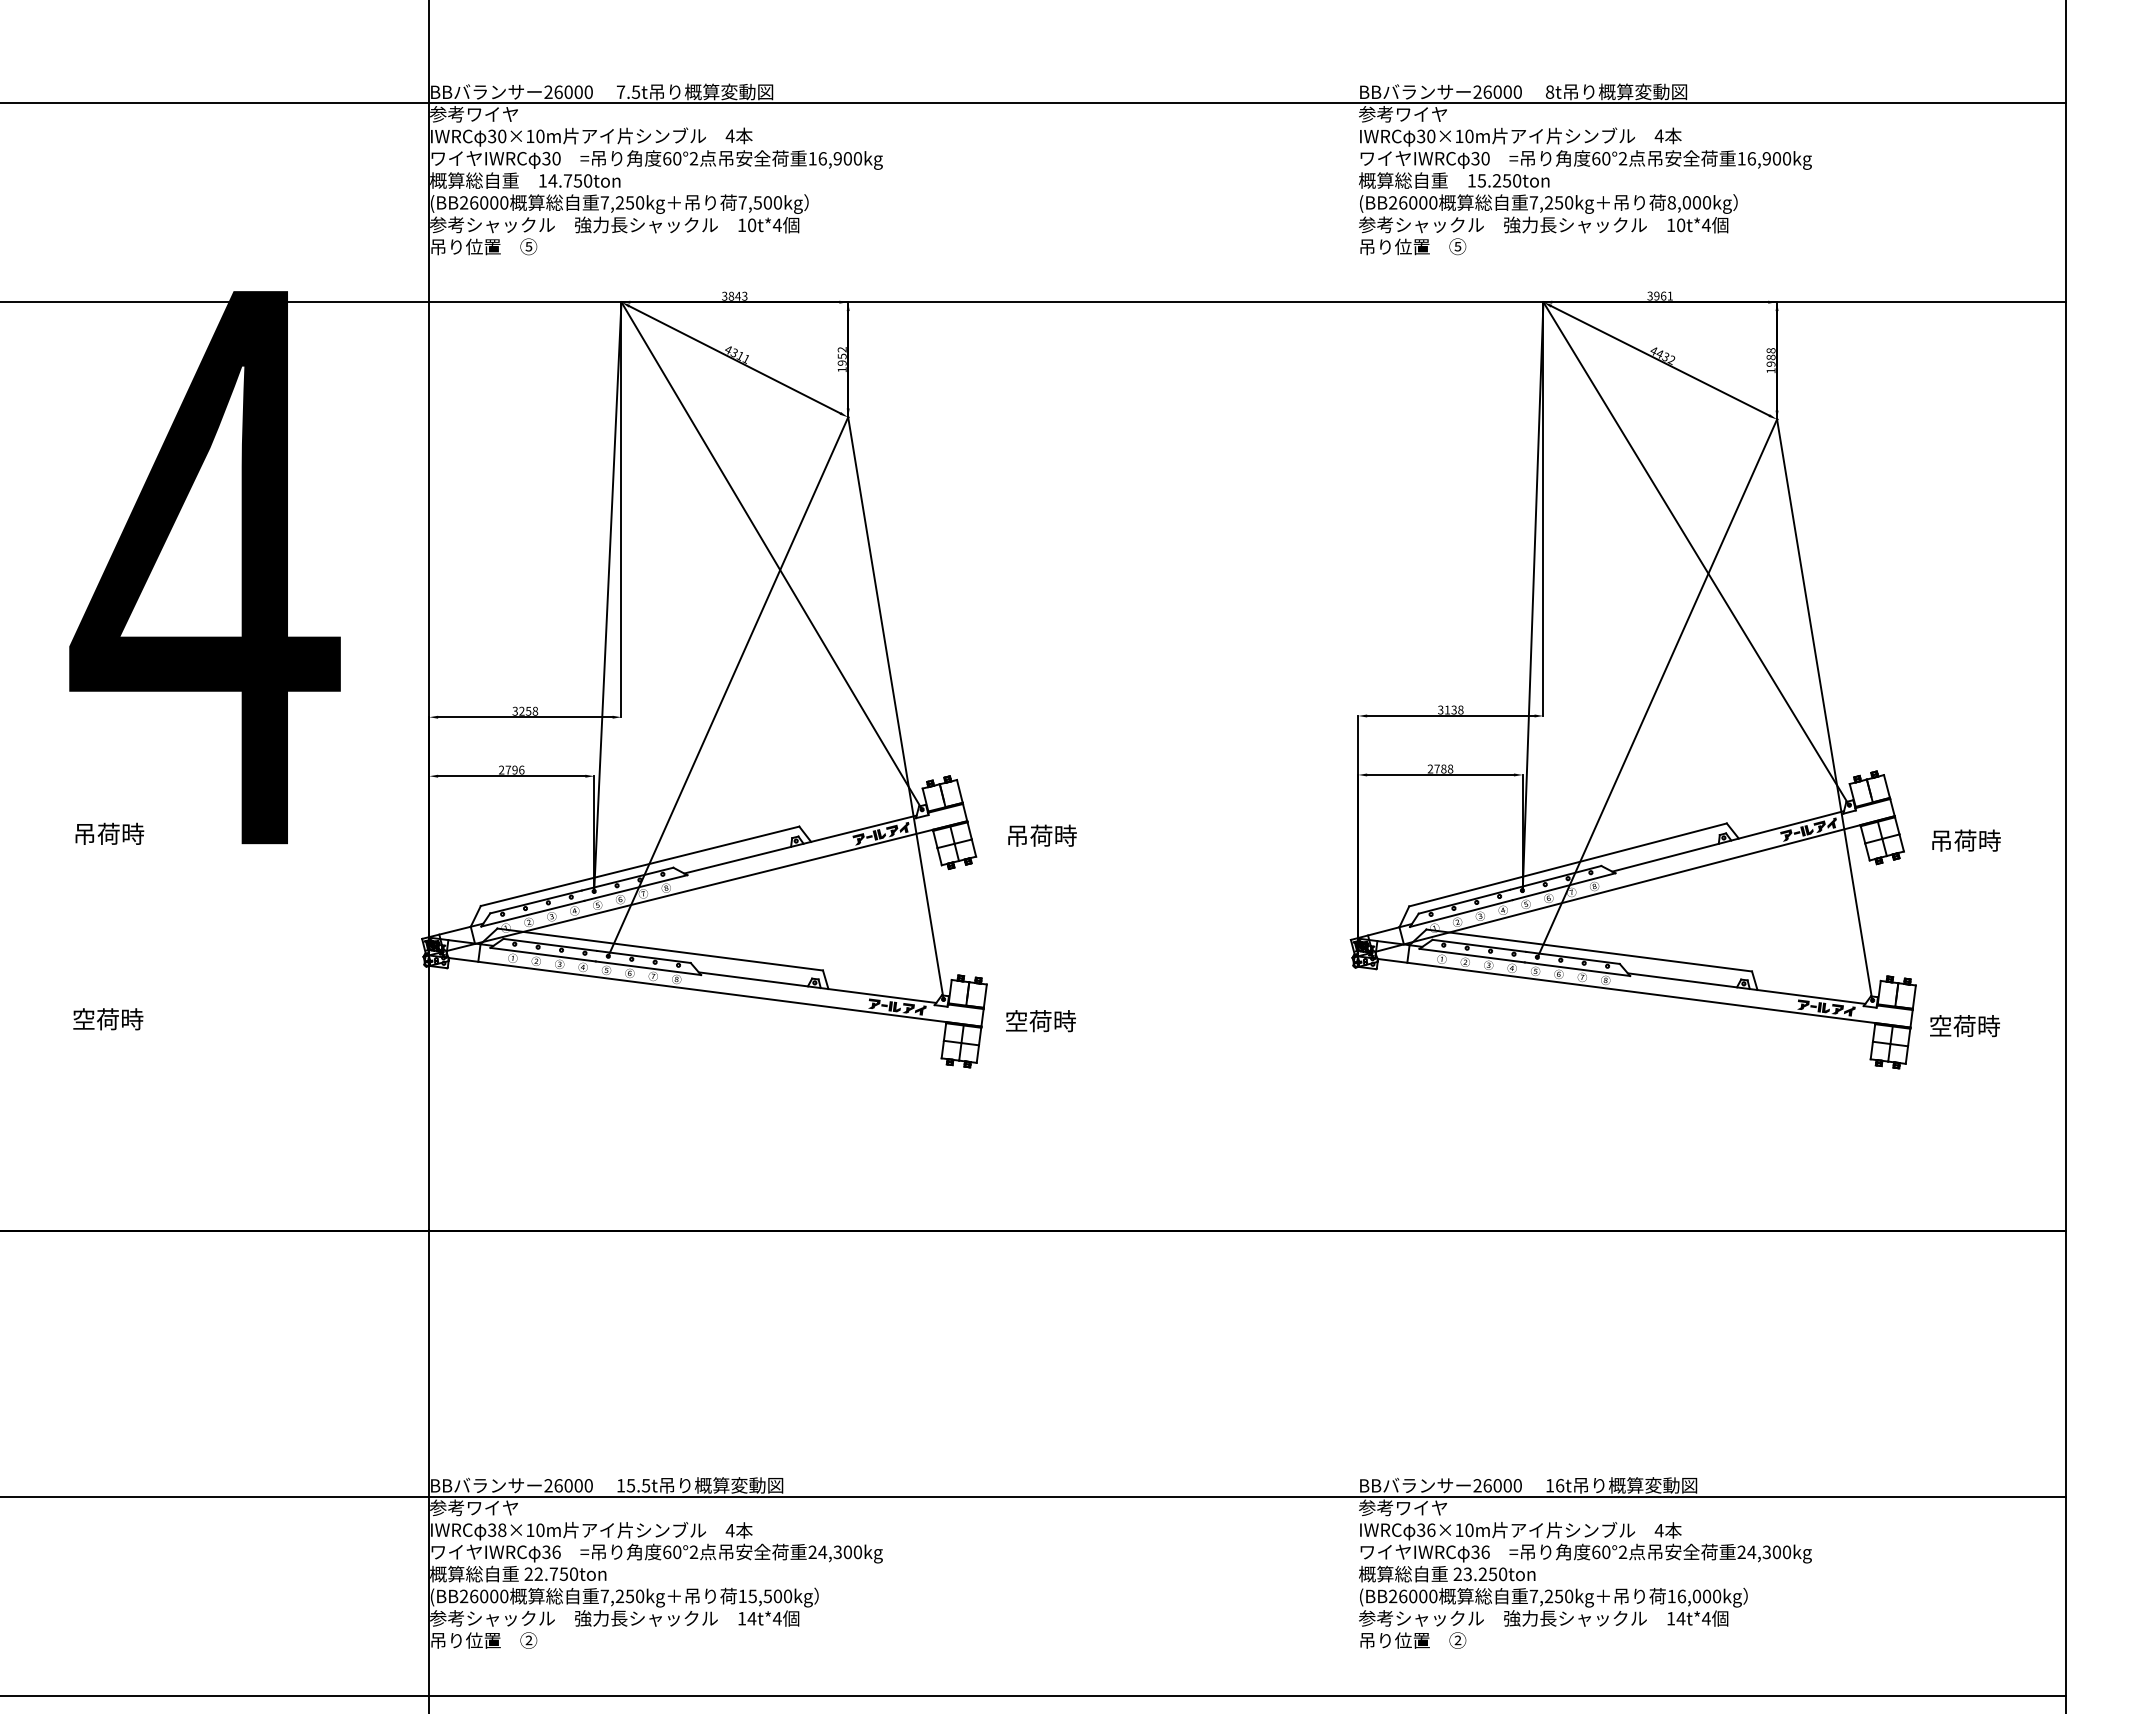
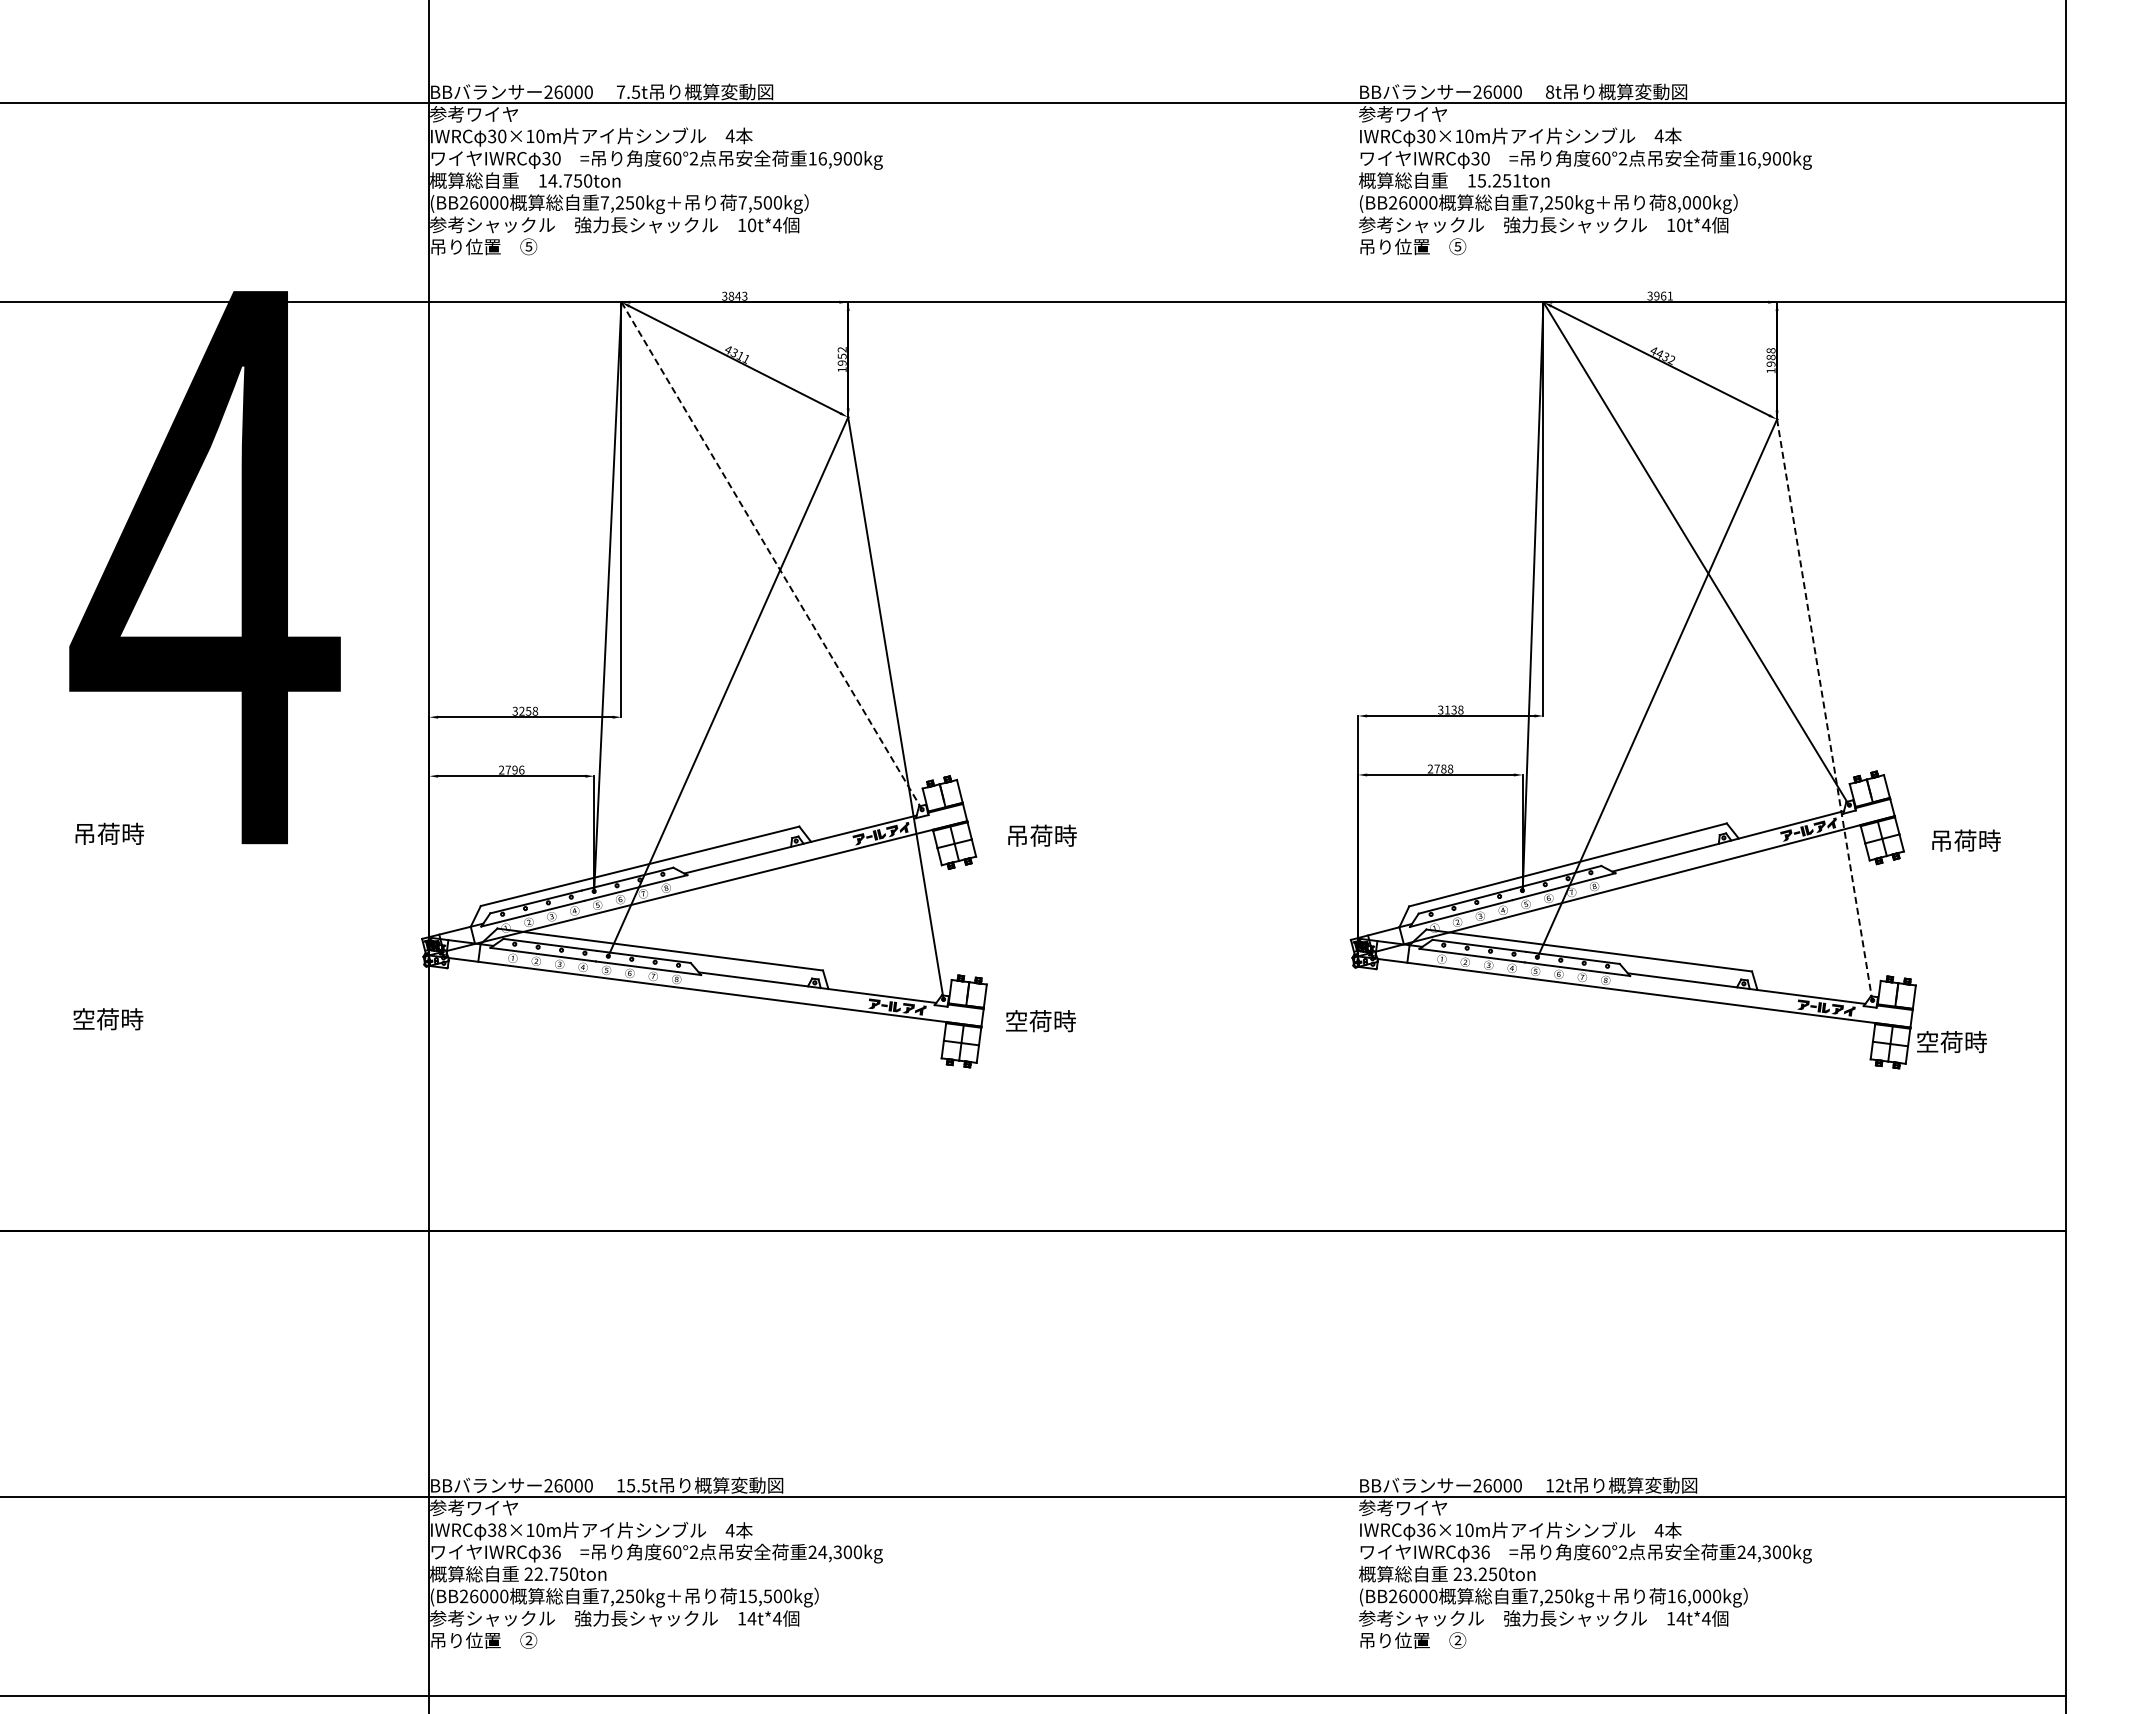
text: 15.250ton -> 15.251ton (1517, 180)
line: solid -> dashed (771, 555)
line: solid -> dashed (1824, 710)
text position: (1965, 1026) -> (1952, 1042) (1952, 1042)
text: 16t -> 12t (1560, 1485)
